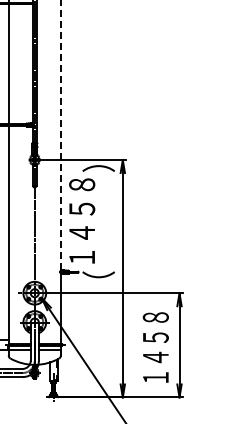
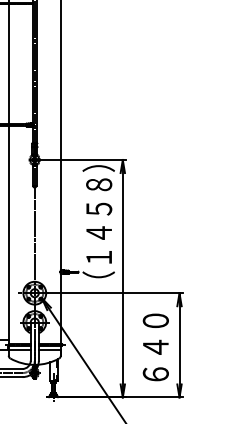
line: dashed -> solid (60, 135)
text position: (82, 220) -> (99, 220) (99, 220)
text: １４５８ -> ６４０ (155, 347)
